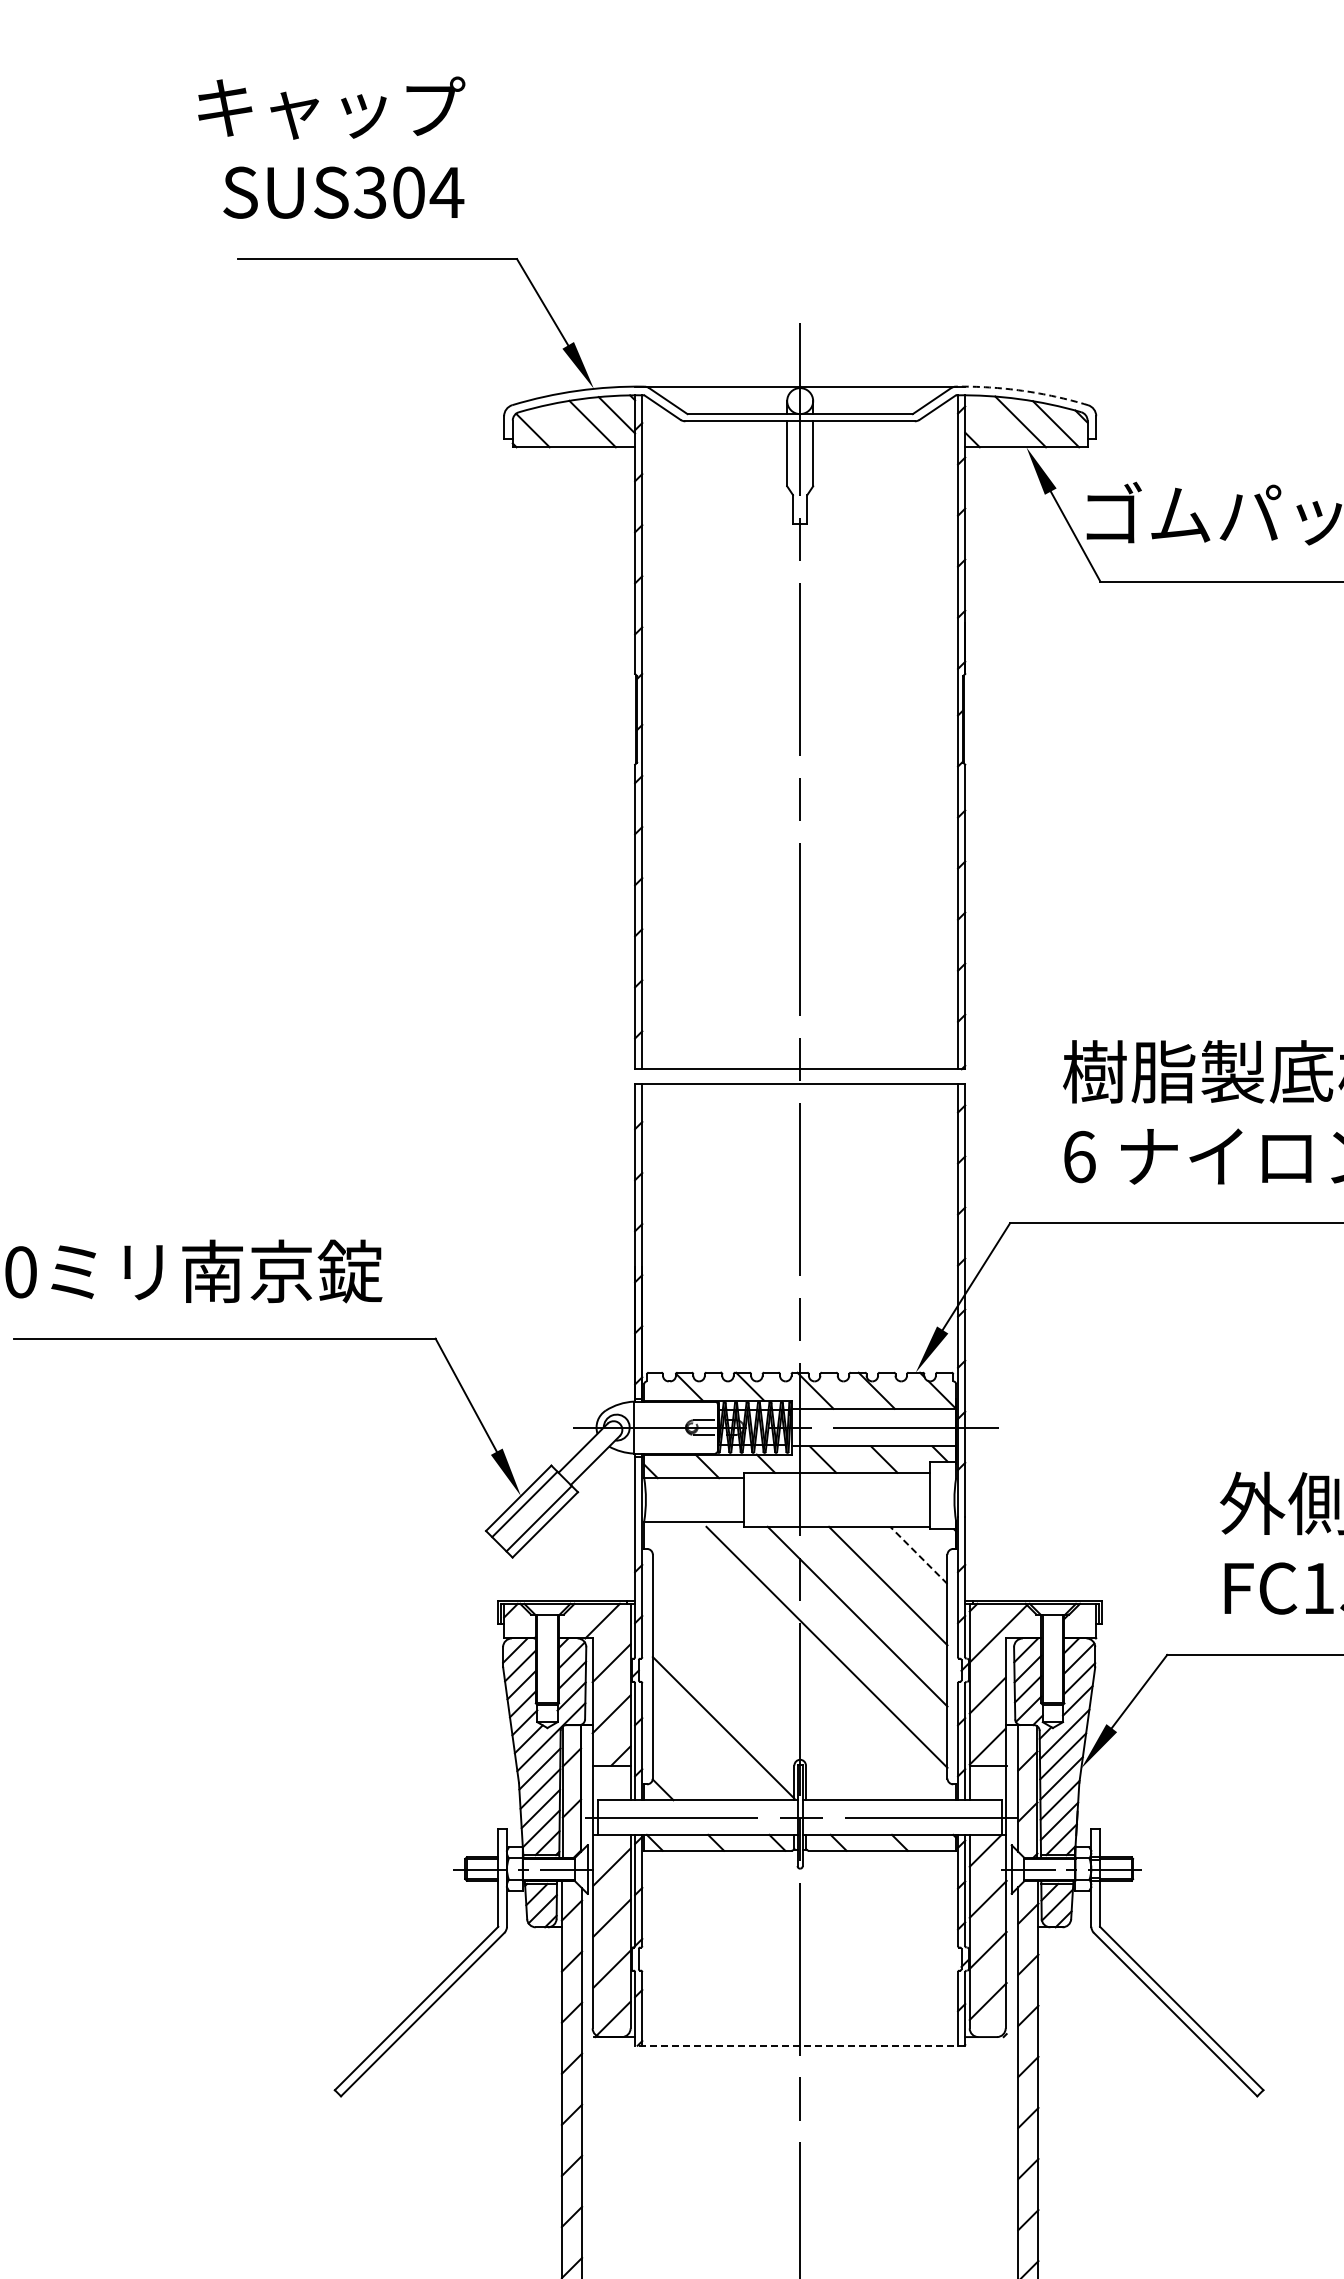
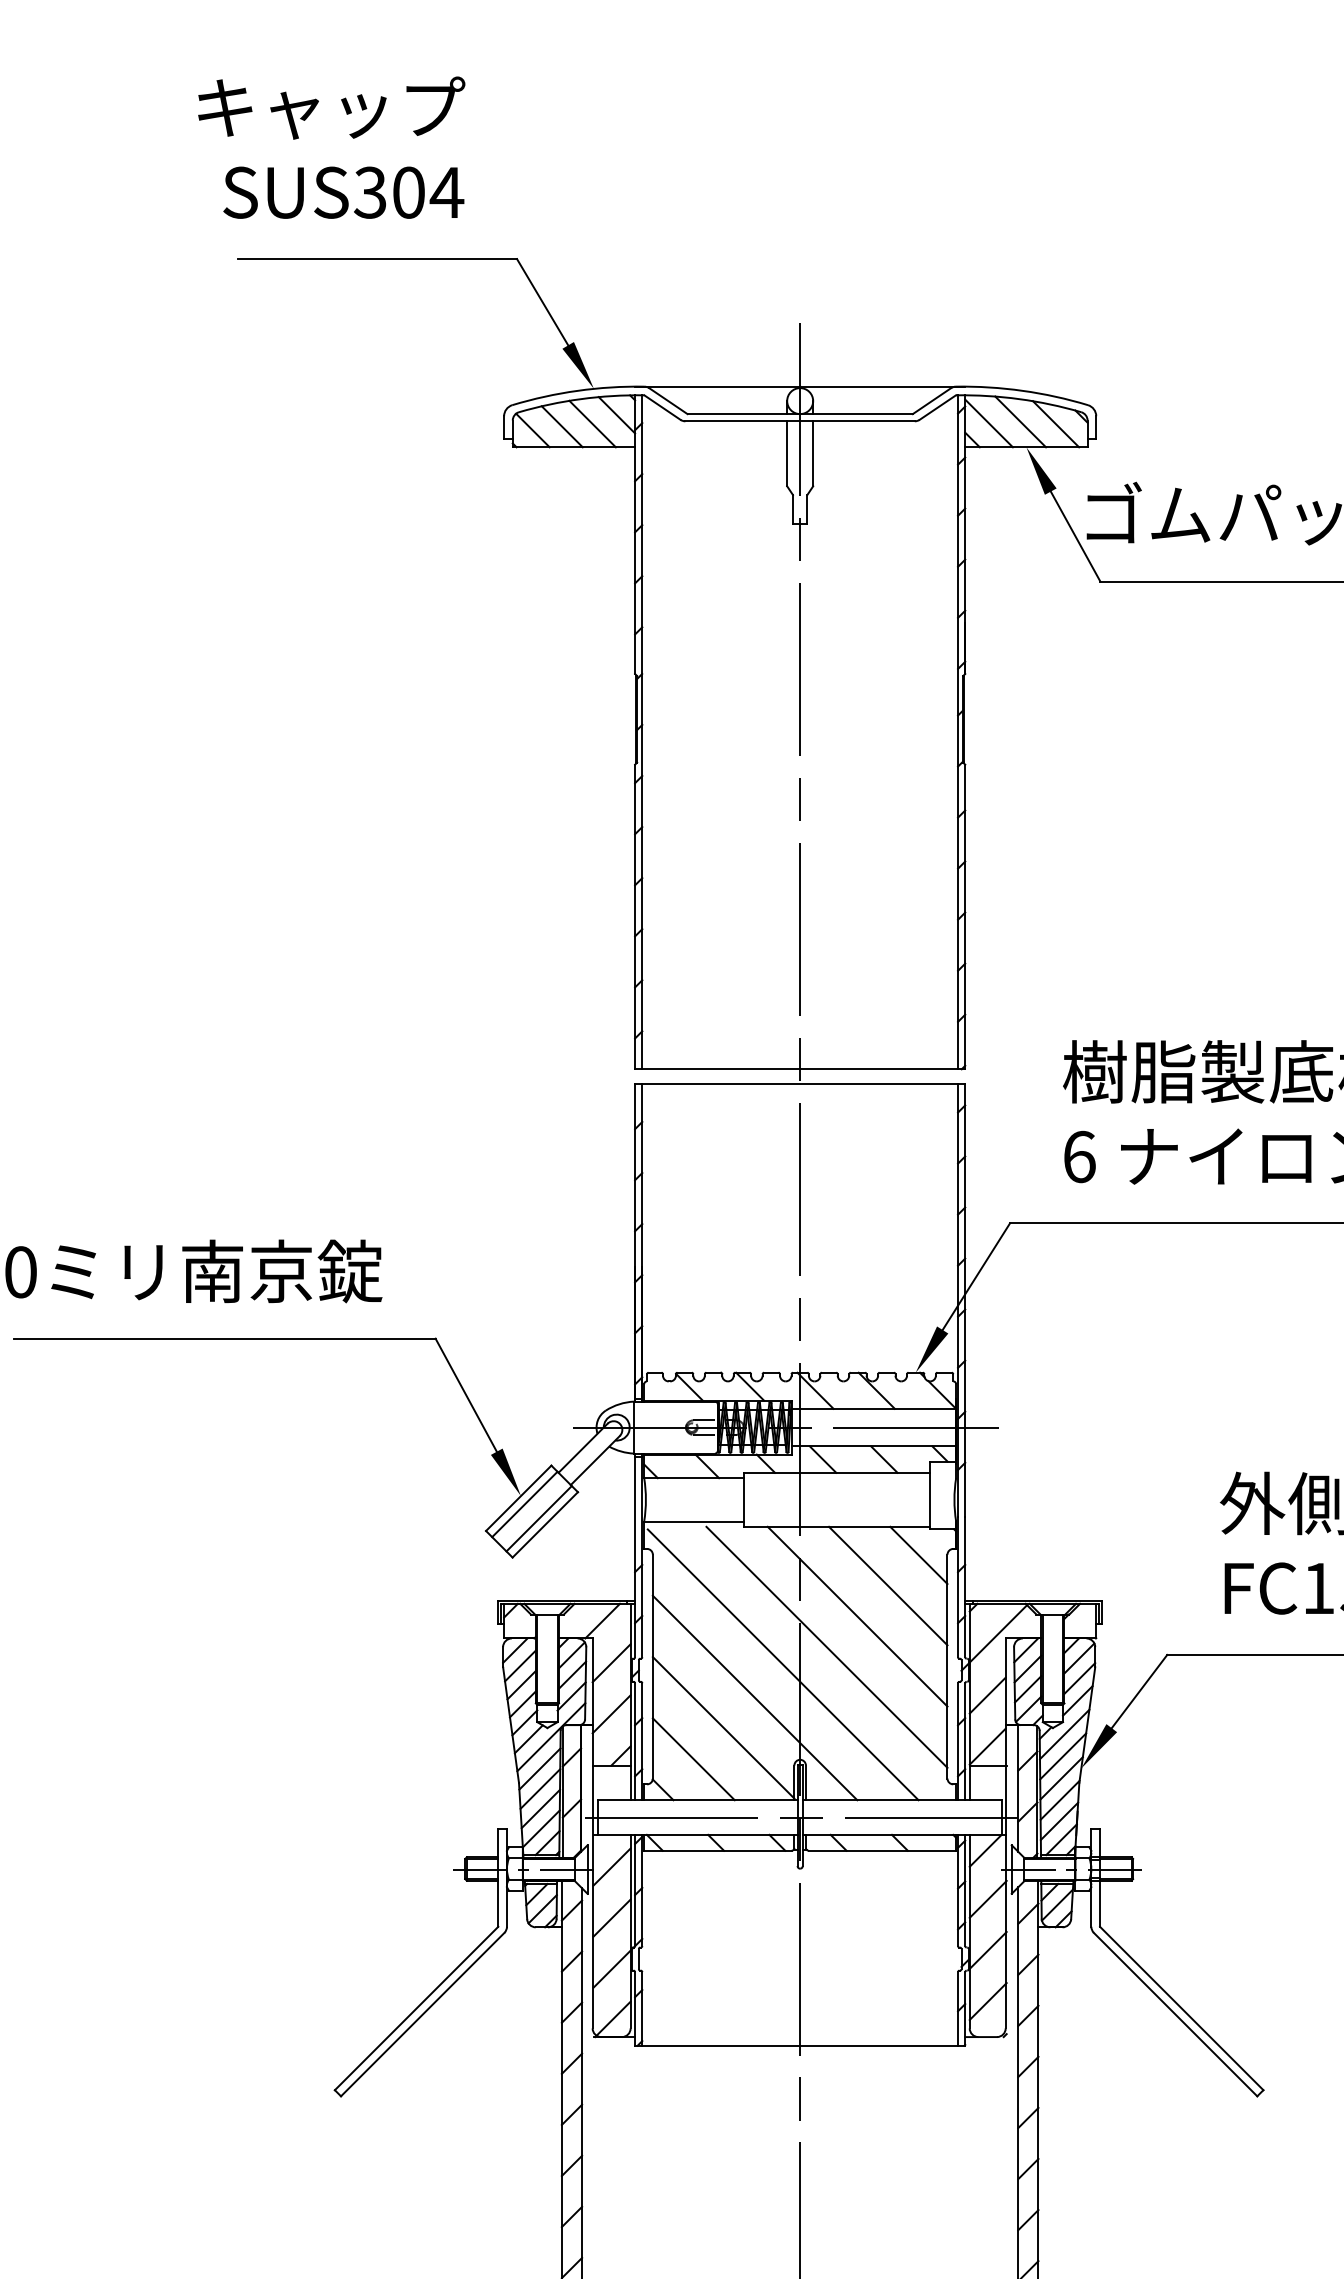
arc: dashed -> solid (1022, 390)
line: none -> present (988, 423)
line: none -> present (561, 426)
line: dashed -> solid (918, 1555)
line: none -> present (782, 1664)
line: none -> present (754, 1697)
line: none -> present (693, 1759)
line: dashed -> solid (799, 2045)
